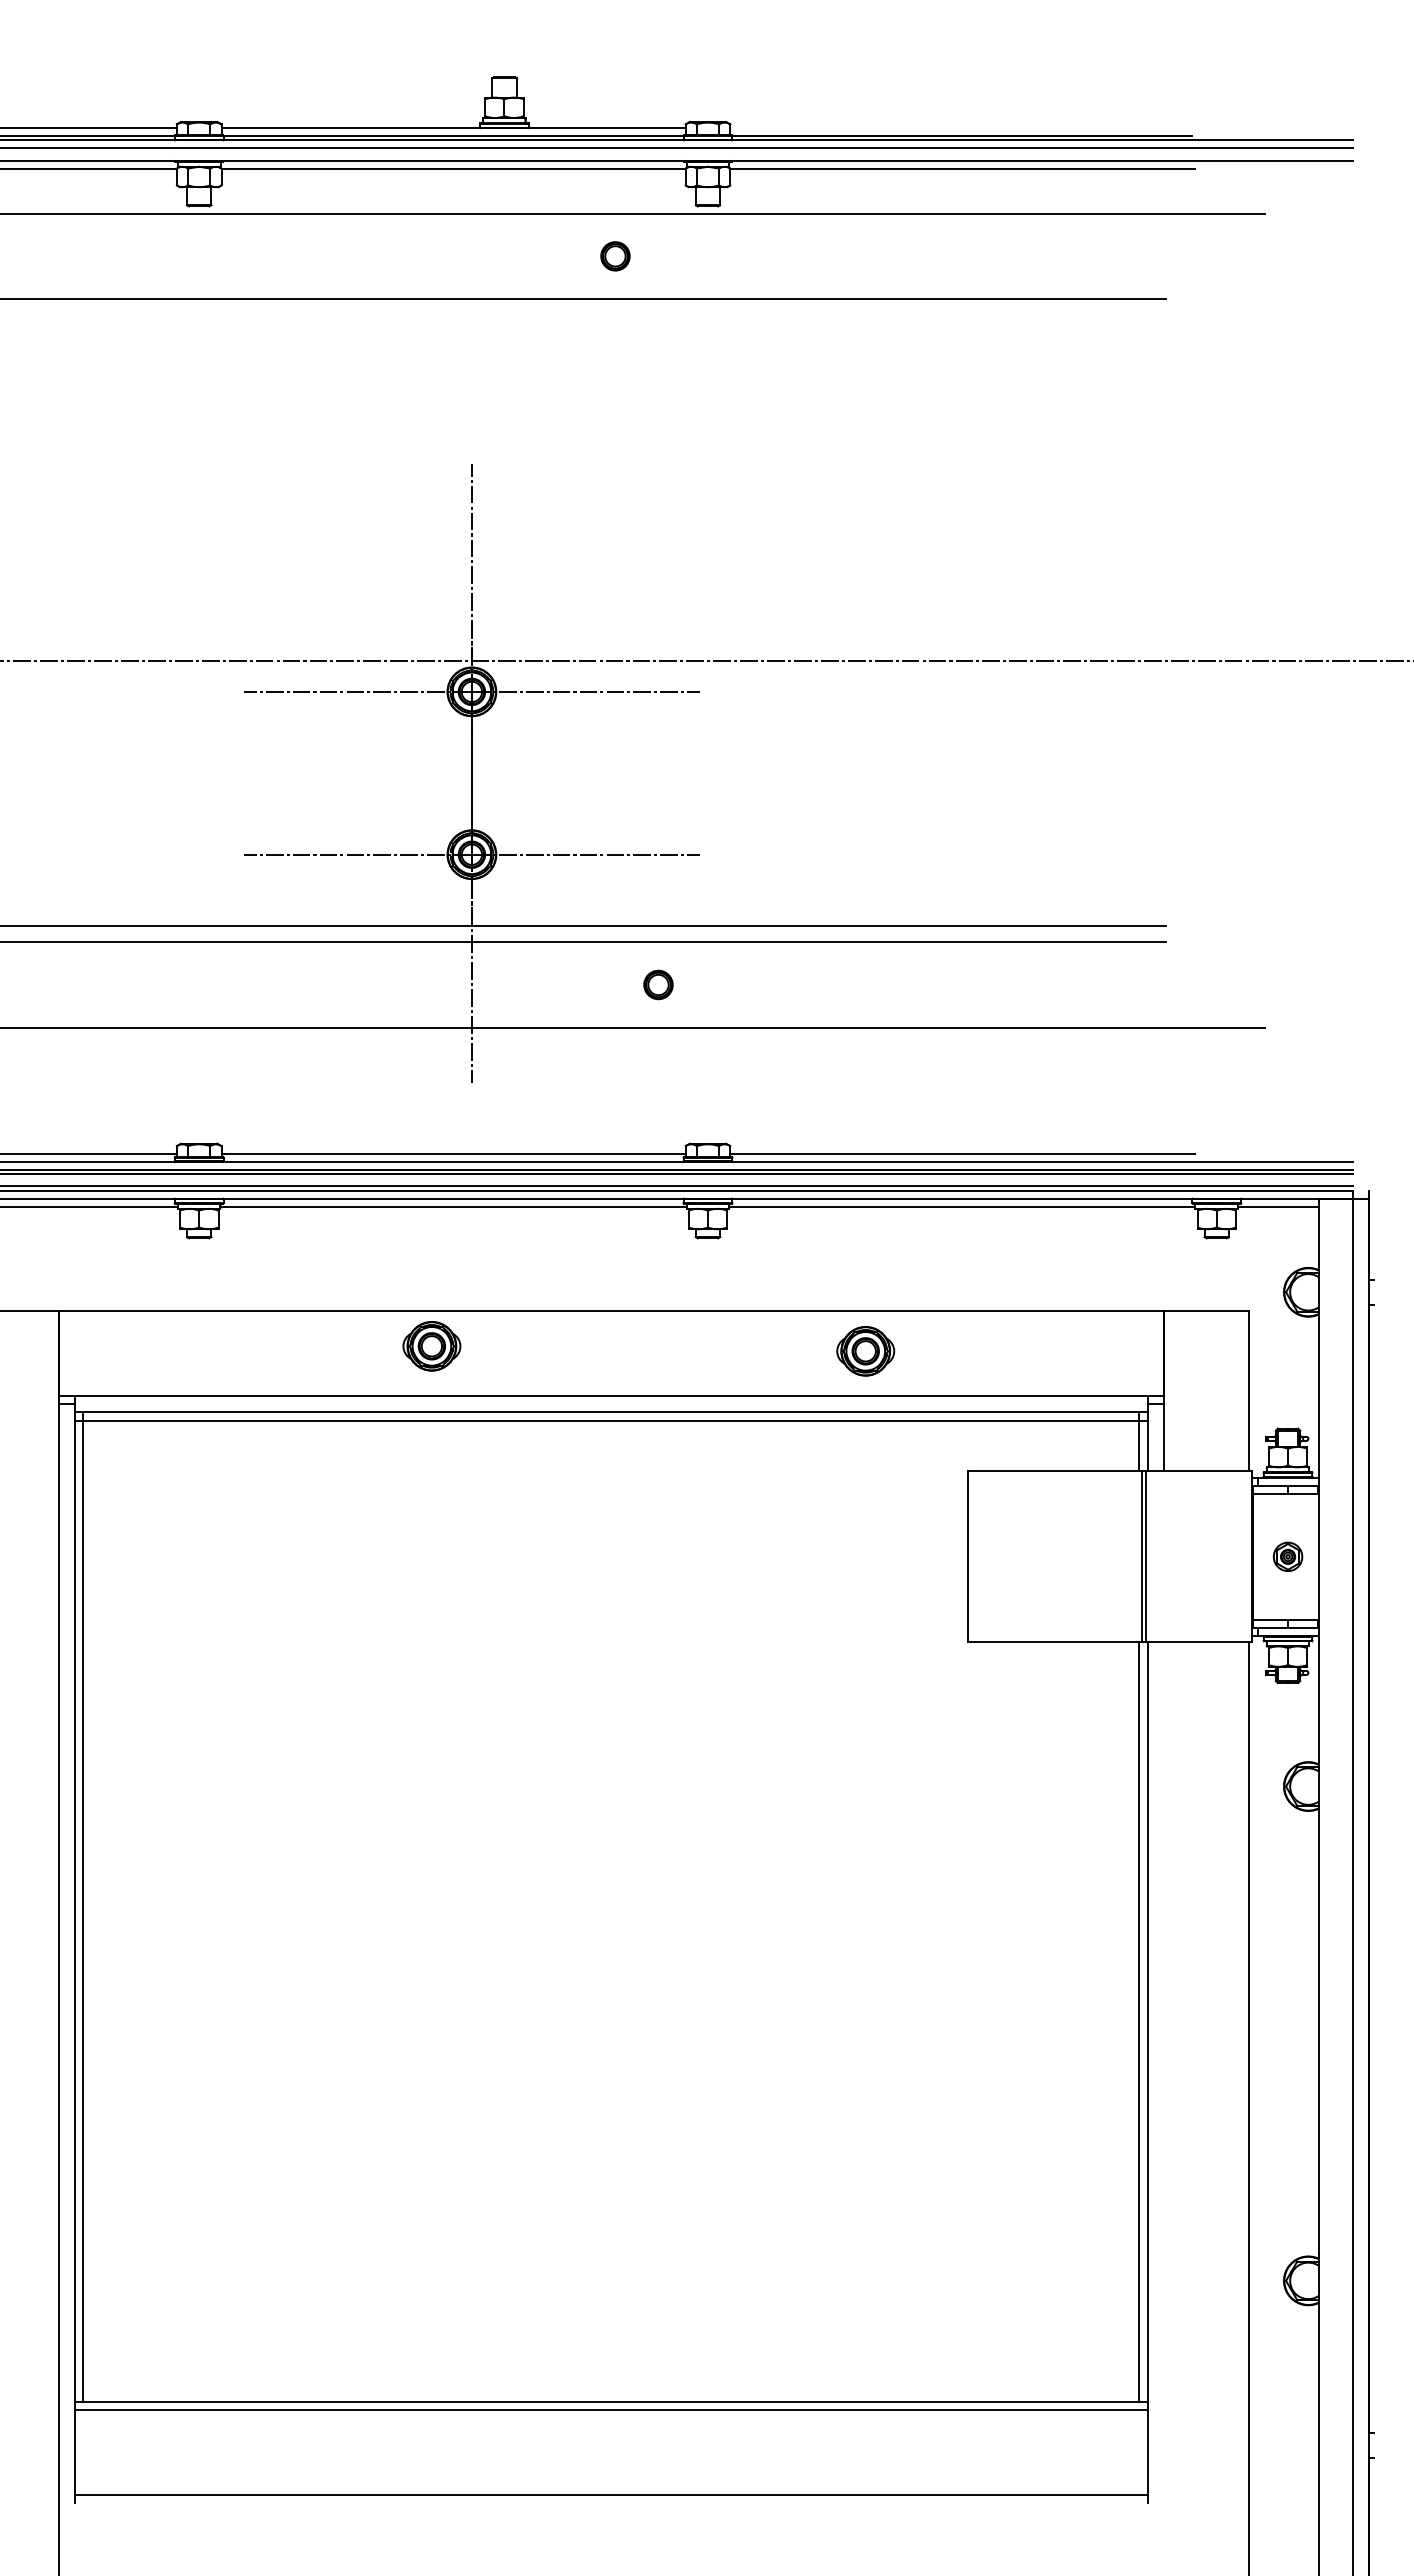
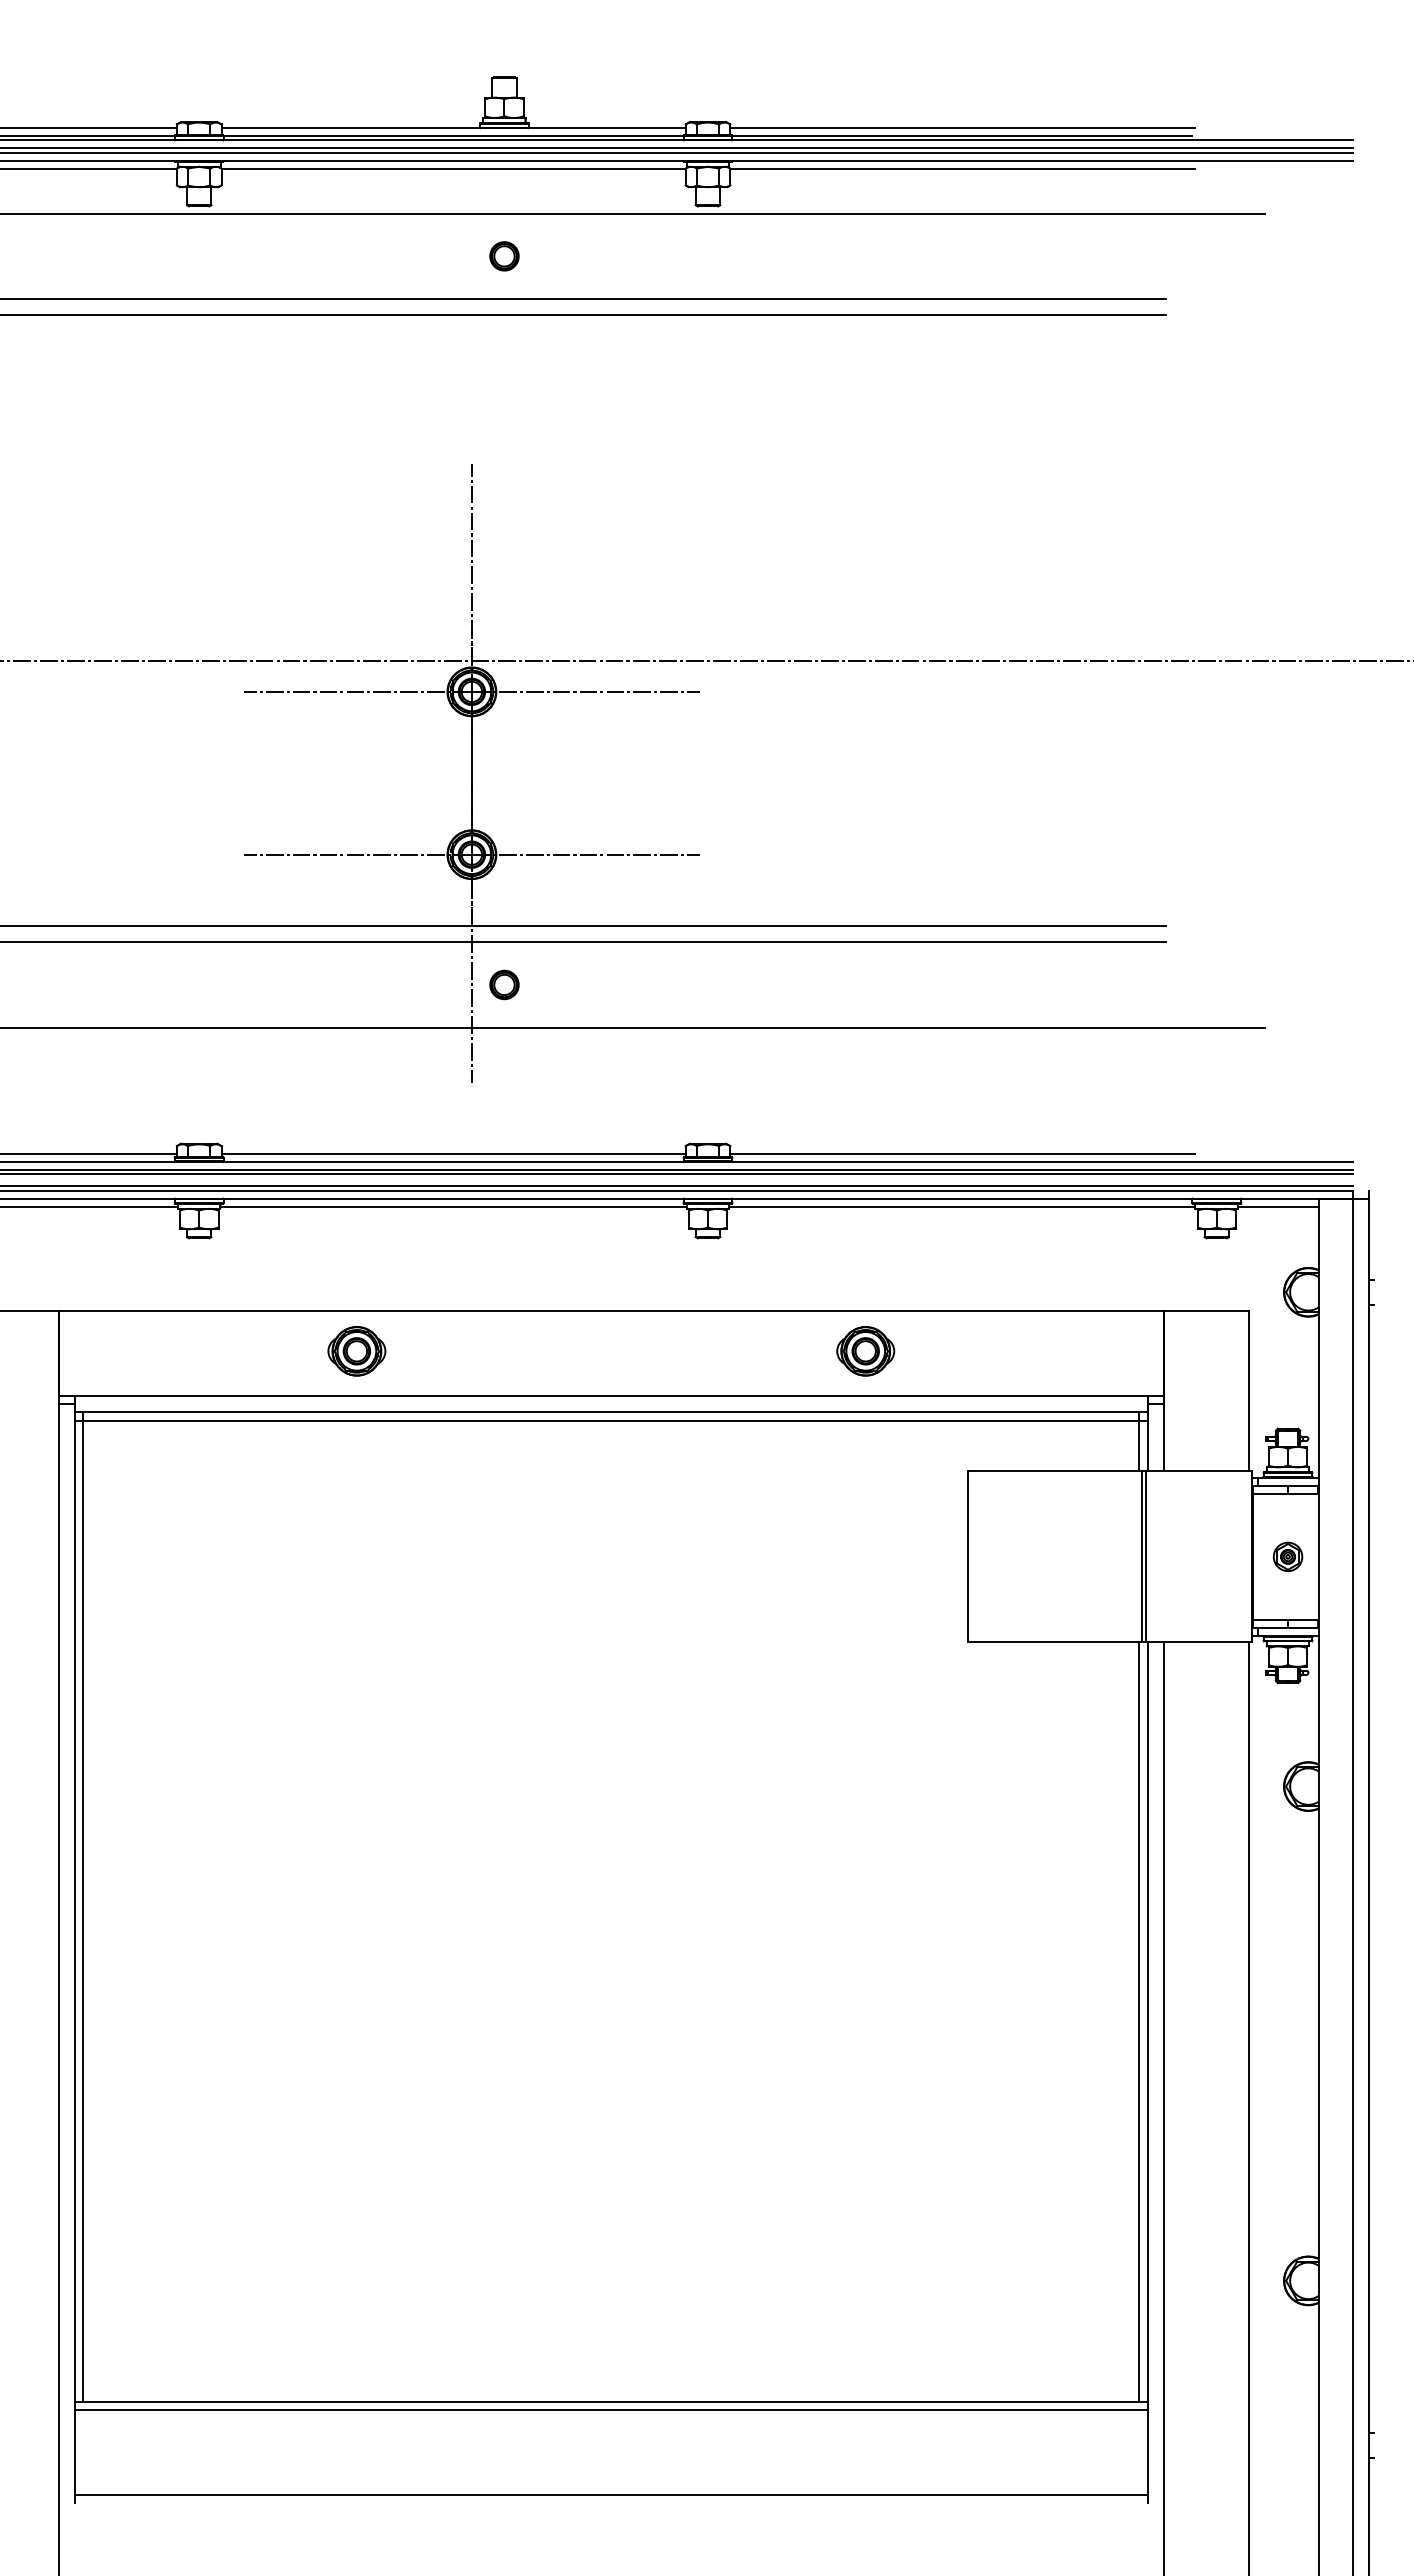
line: none -> present (962, 128)
line: none -> present (677, 152)
part position: (615, 256) -> (504, 256) (504, 256)
line: none -> present (583, 315)
part position: (658, 984) -> (504, 984) (504, 984)
part position: (431, 1346) -> (356, 1351) (356, 1351)
line: none -> present (1163, 2107)
